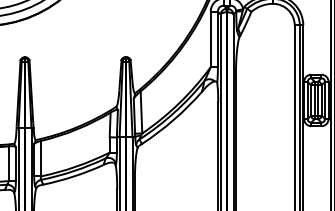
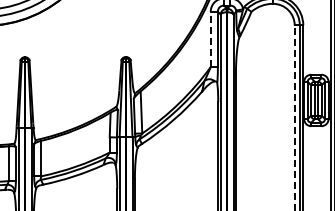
line: solid -> dashed (210, 39)
line: solid -> dashed (294, 117)
